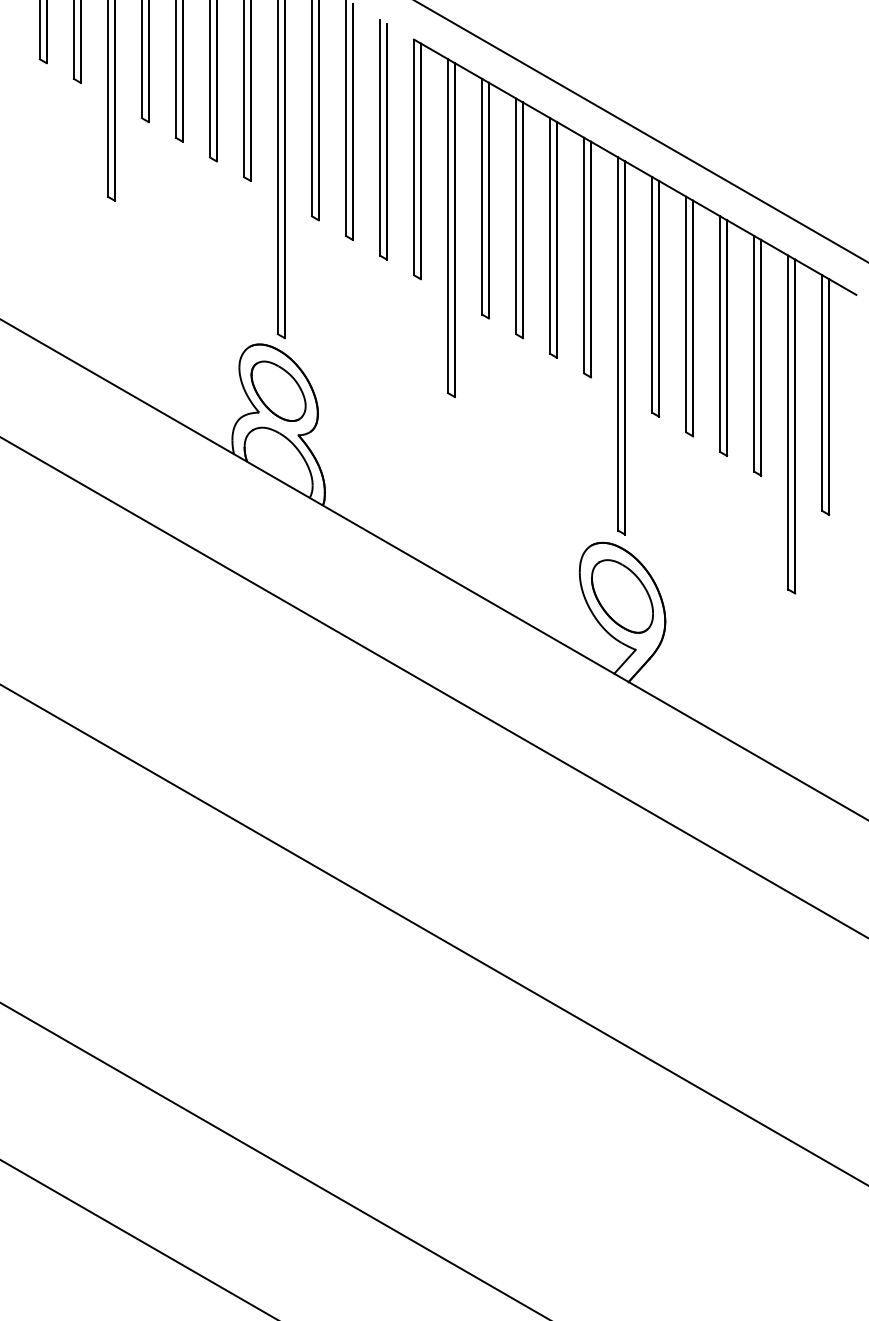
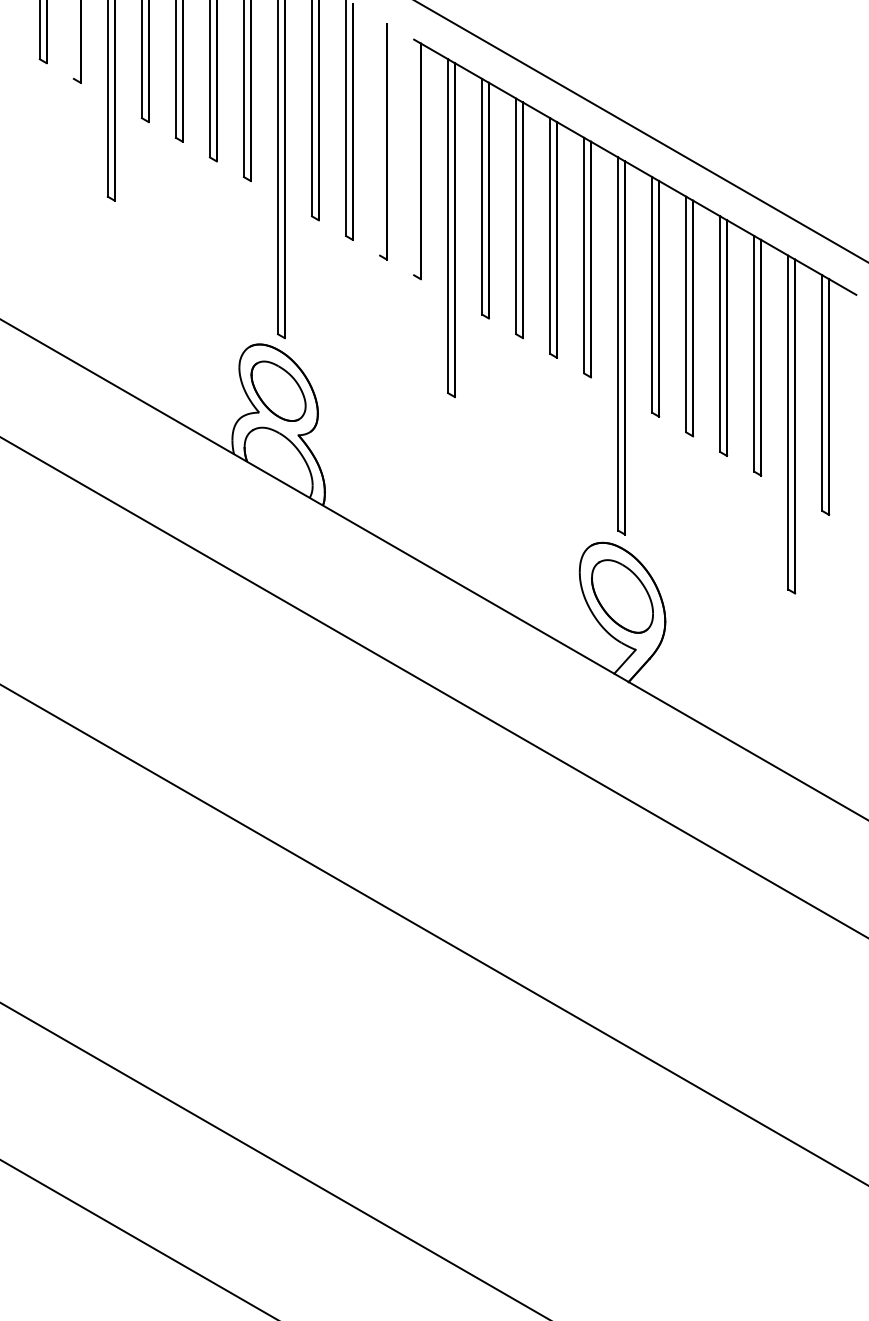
line: present -> none (73, 40)
line: present -> none (380, 137)
line: present -> none (414, 157)
